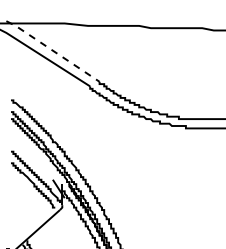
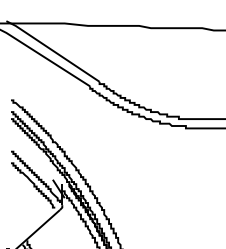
line: dashed -> solid (53, 50)
